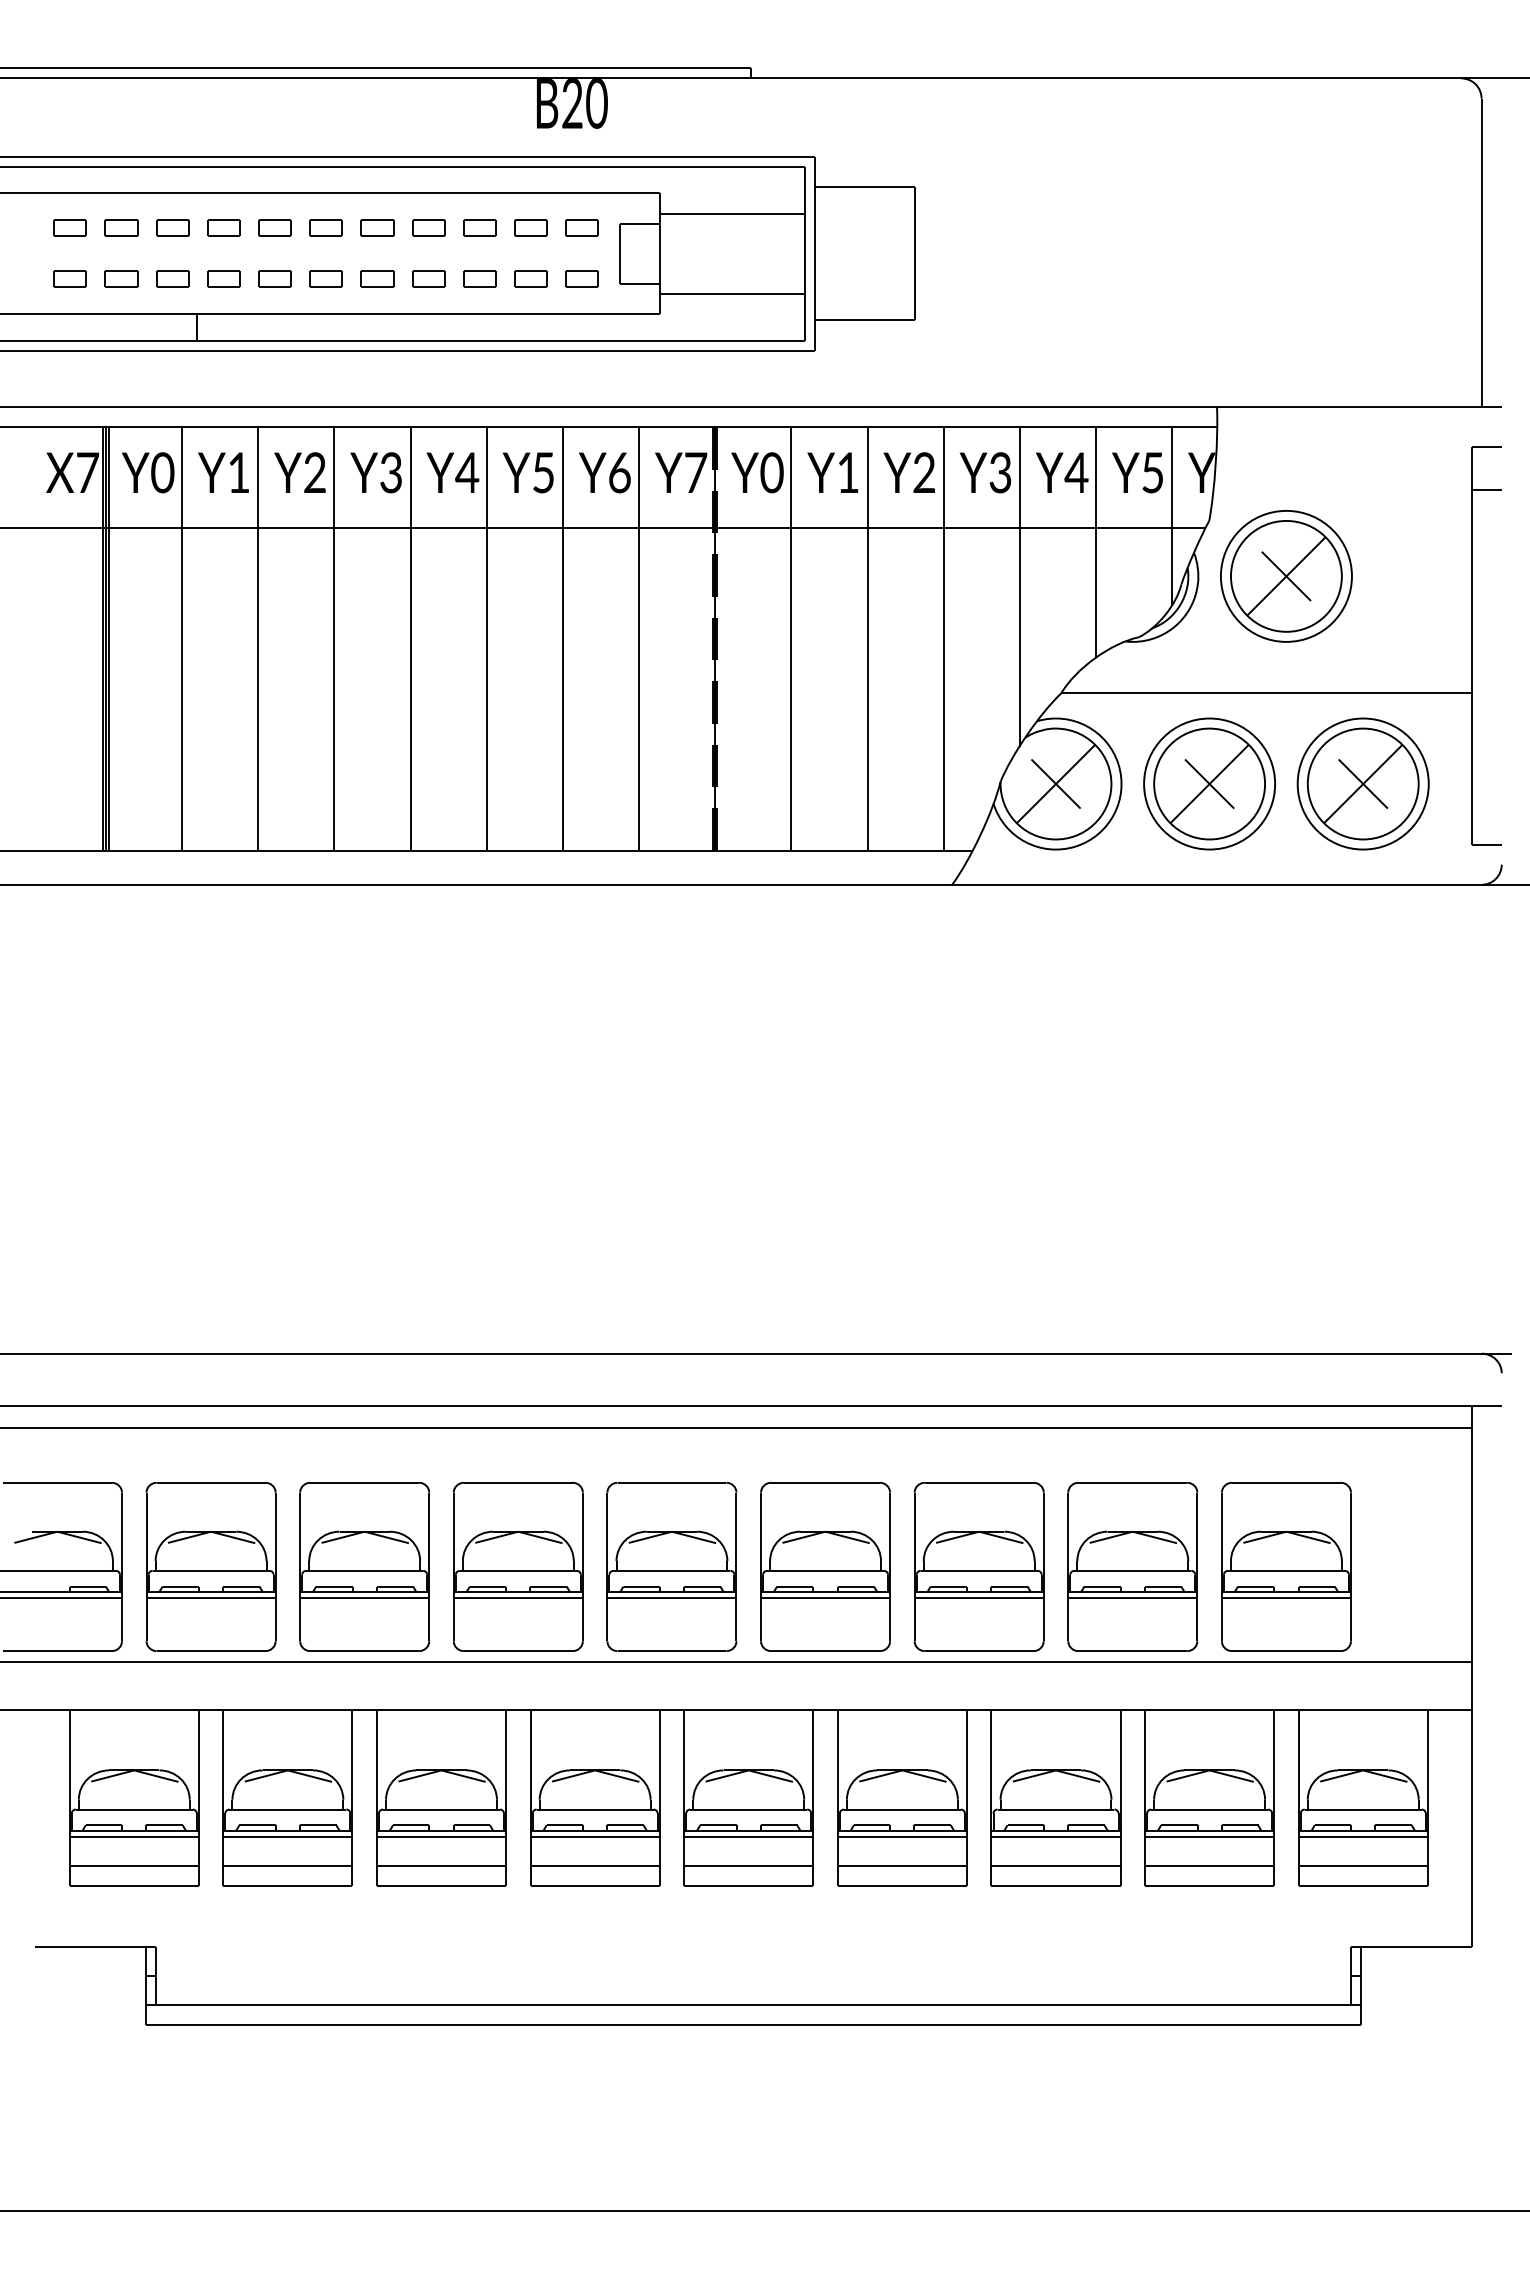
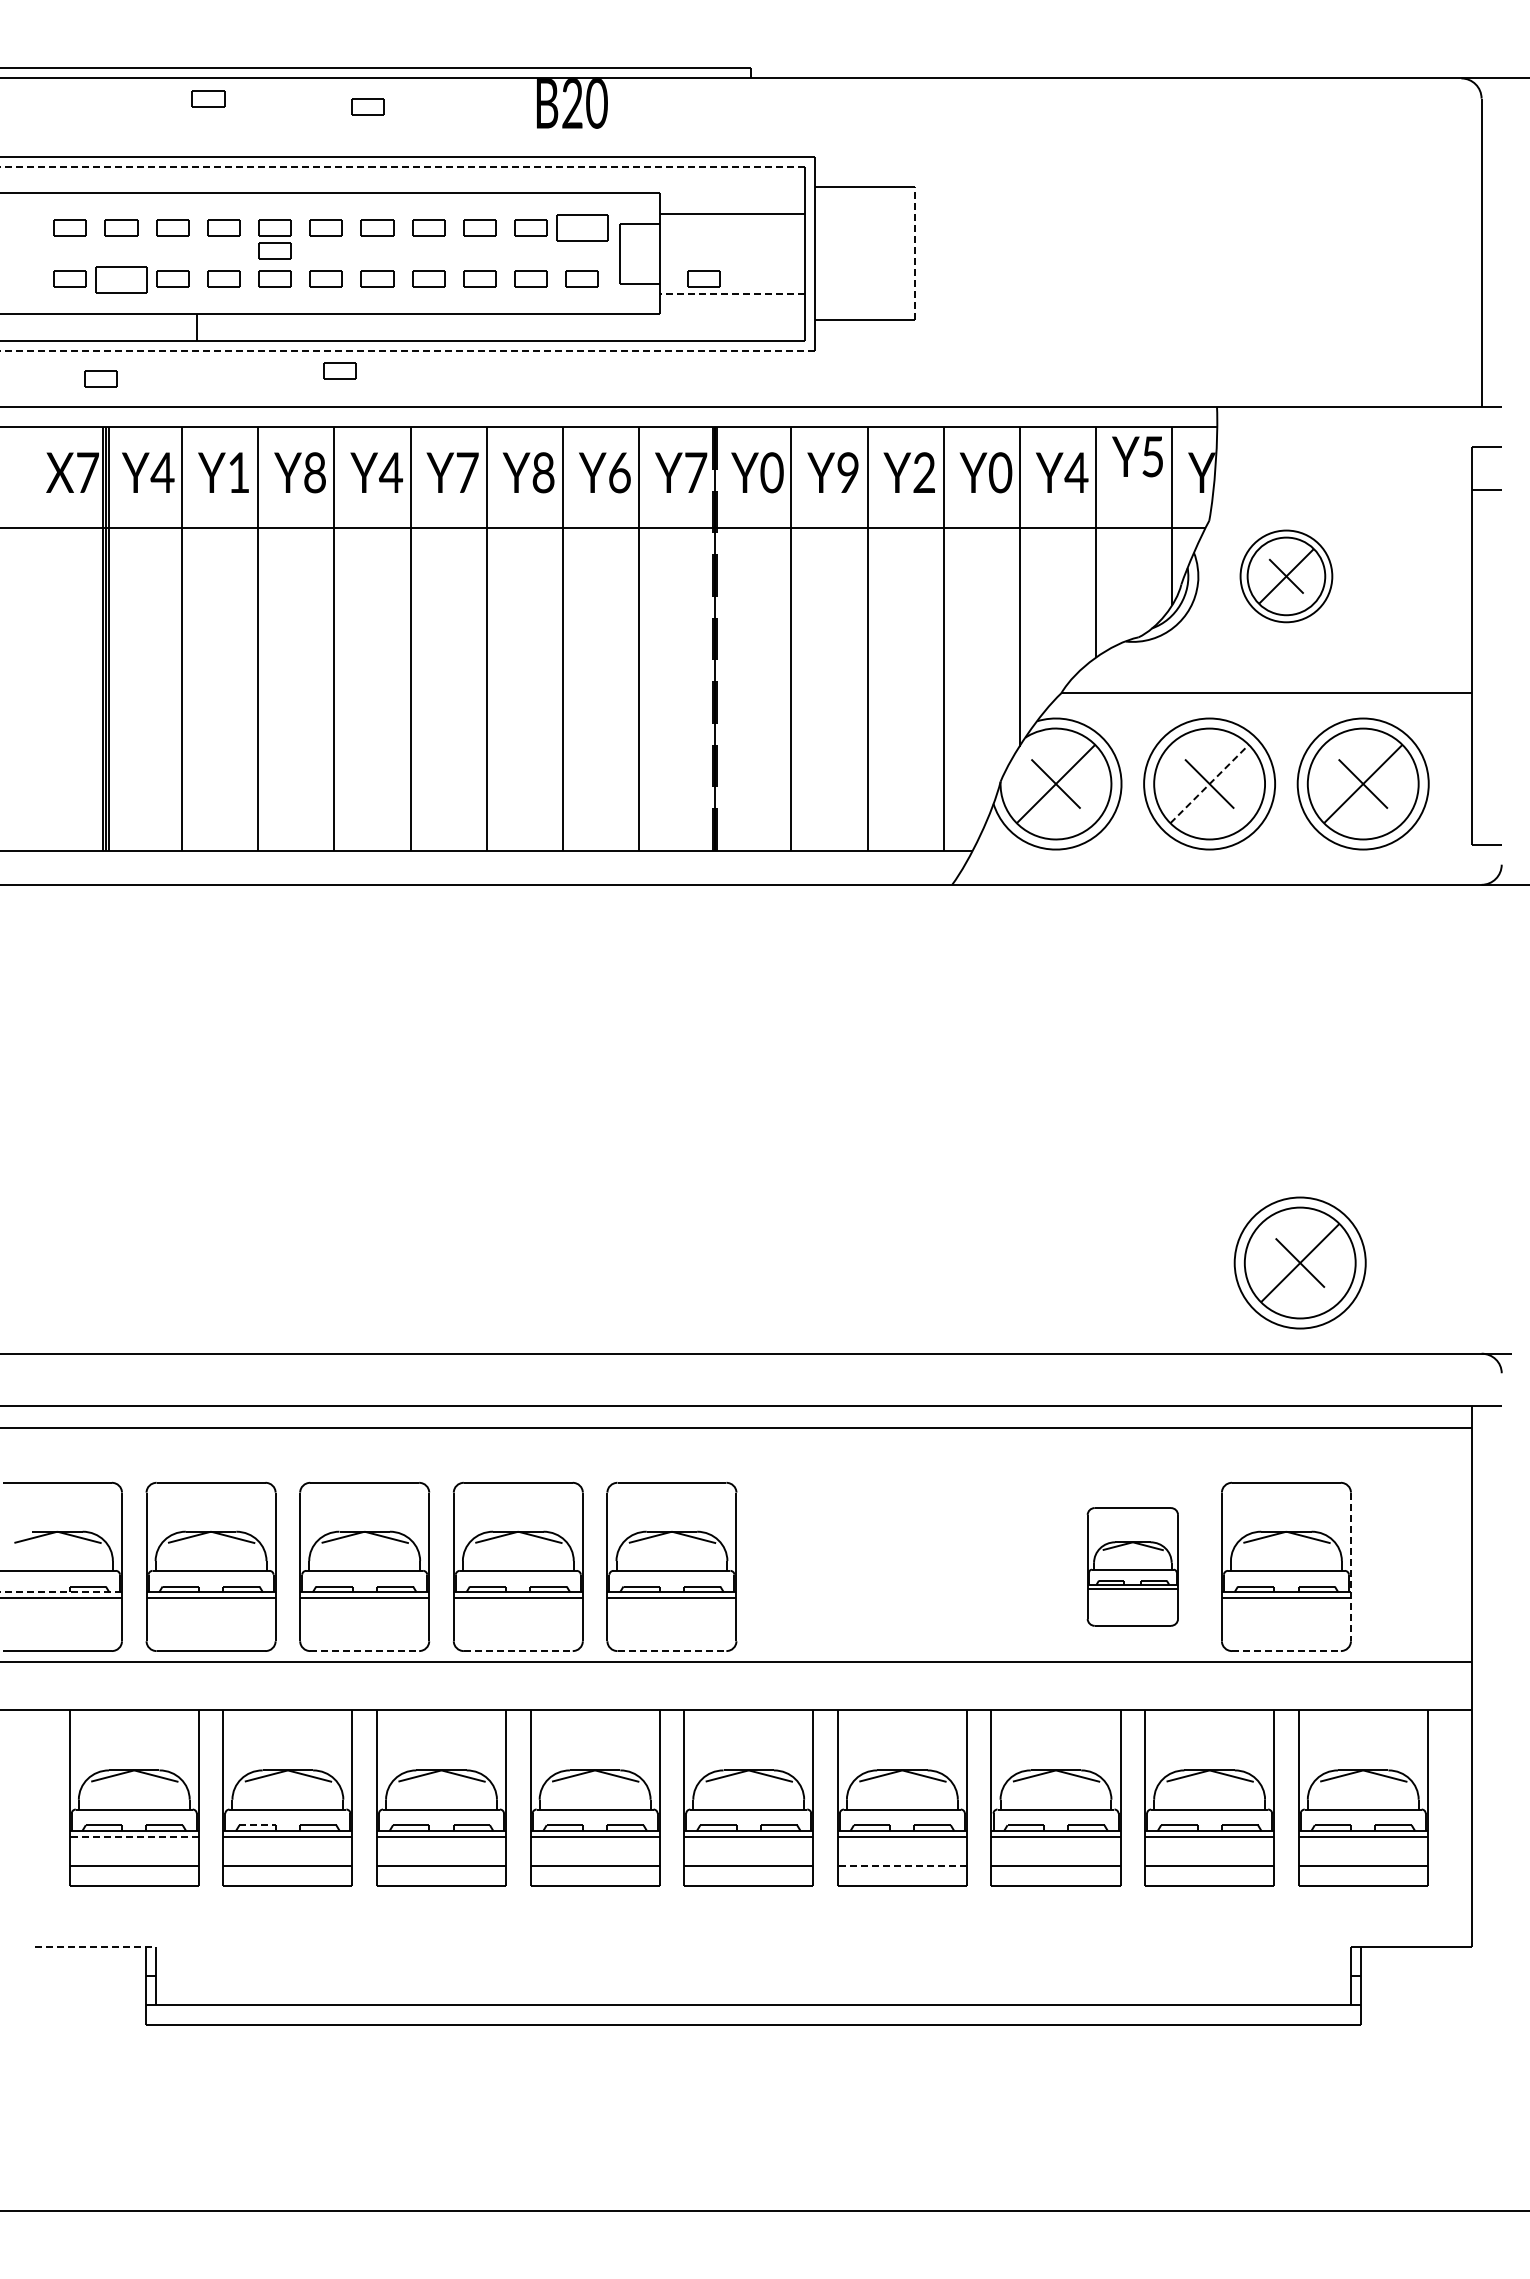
part: none -> present (208, 98)
part: none -> present (367, 106)
line: solid -> dashed (402, 167)
part size: 34x18 px -> 53x28 px (582, 227)
part: none -> present (274, 250)
line: solid -> dashed (915, 253)
part size: 35x18 px -> 53x28 px (121, 279)
part: none -> present (703, 278)
line: solid -> dashed (731, 294)
line: solid -> dashed (407, 350)
part: none -> present (339, 370)
part: none -> present (100, 378)
text: Y0 -> Y4 (162, 472)
text: Y3 -> Y4 (391, 472)
text: Y4 -> Y7 (467, 472)
text: Y5 -> Y8 (543, 472)
text: Y1 -> Y9 (847, 472)
text: Y3 -> Y0 (1000, 472)
text position: (1137, 472) -> (1137, 456) (1137, 456)
text: Y2 -> Y8 (314, 473)
part size: 133x133 px -> 95x95 px (1286, 576)
line: solid -> dashed (1209, 783)
part: none -> present (1299, 1262)
part: present -> none (825, 1566)
part: present -> none (978, 1566)
part size: 132x170 px -> 93x120 px (1132, 1566)
line: solid -> dashed (1350, 1567)
line: solid -> dashed (61, 1592)
line: solid -> dashed (365, 1651)
line: solid -> dashed (518, 1651)
line: solid -> dashed (672, 1651)
line: solid -> dashed (1286, 1651)
line: solid -> dashed (258, 1825)
line: solid -> dashed (134, 1836)
line: solid -> dashed (902, 1866)
line: solid -> dashed (96, 1946)
